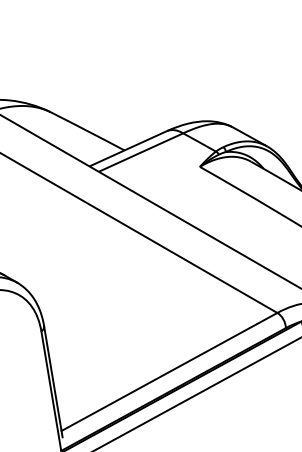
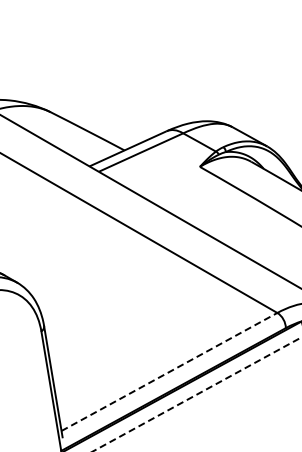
line: solid -> dashed (169, 371)
line: solid -> dashed (196, 394)
